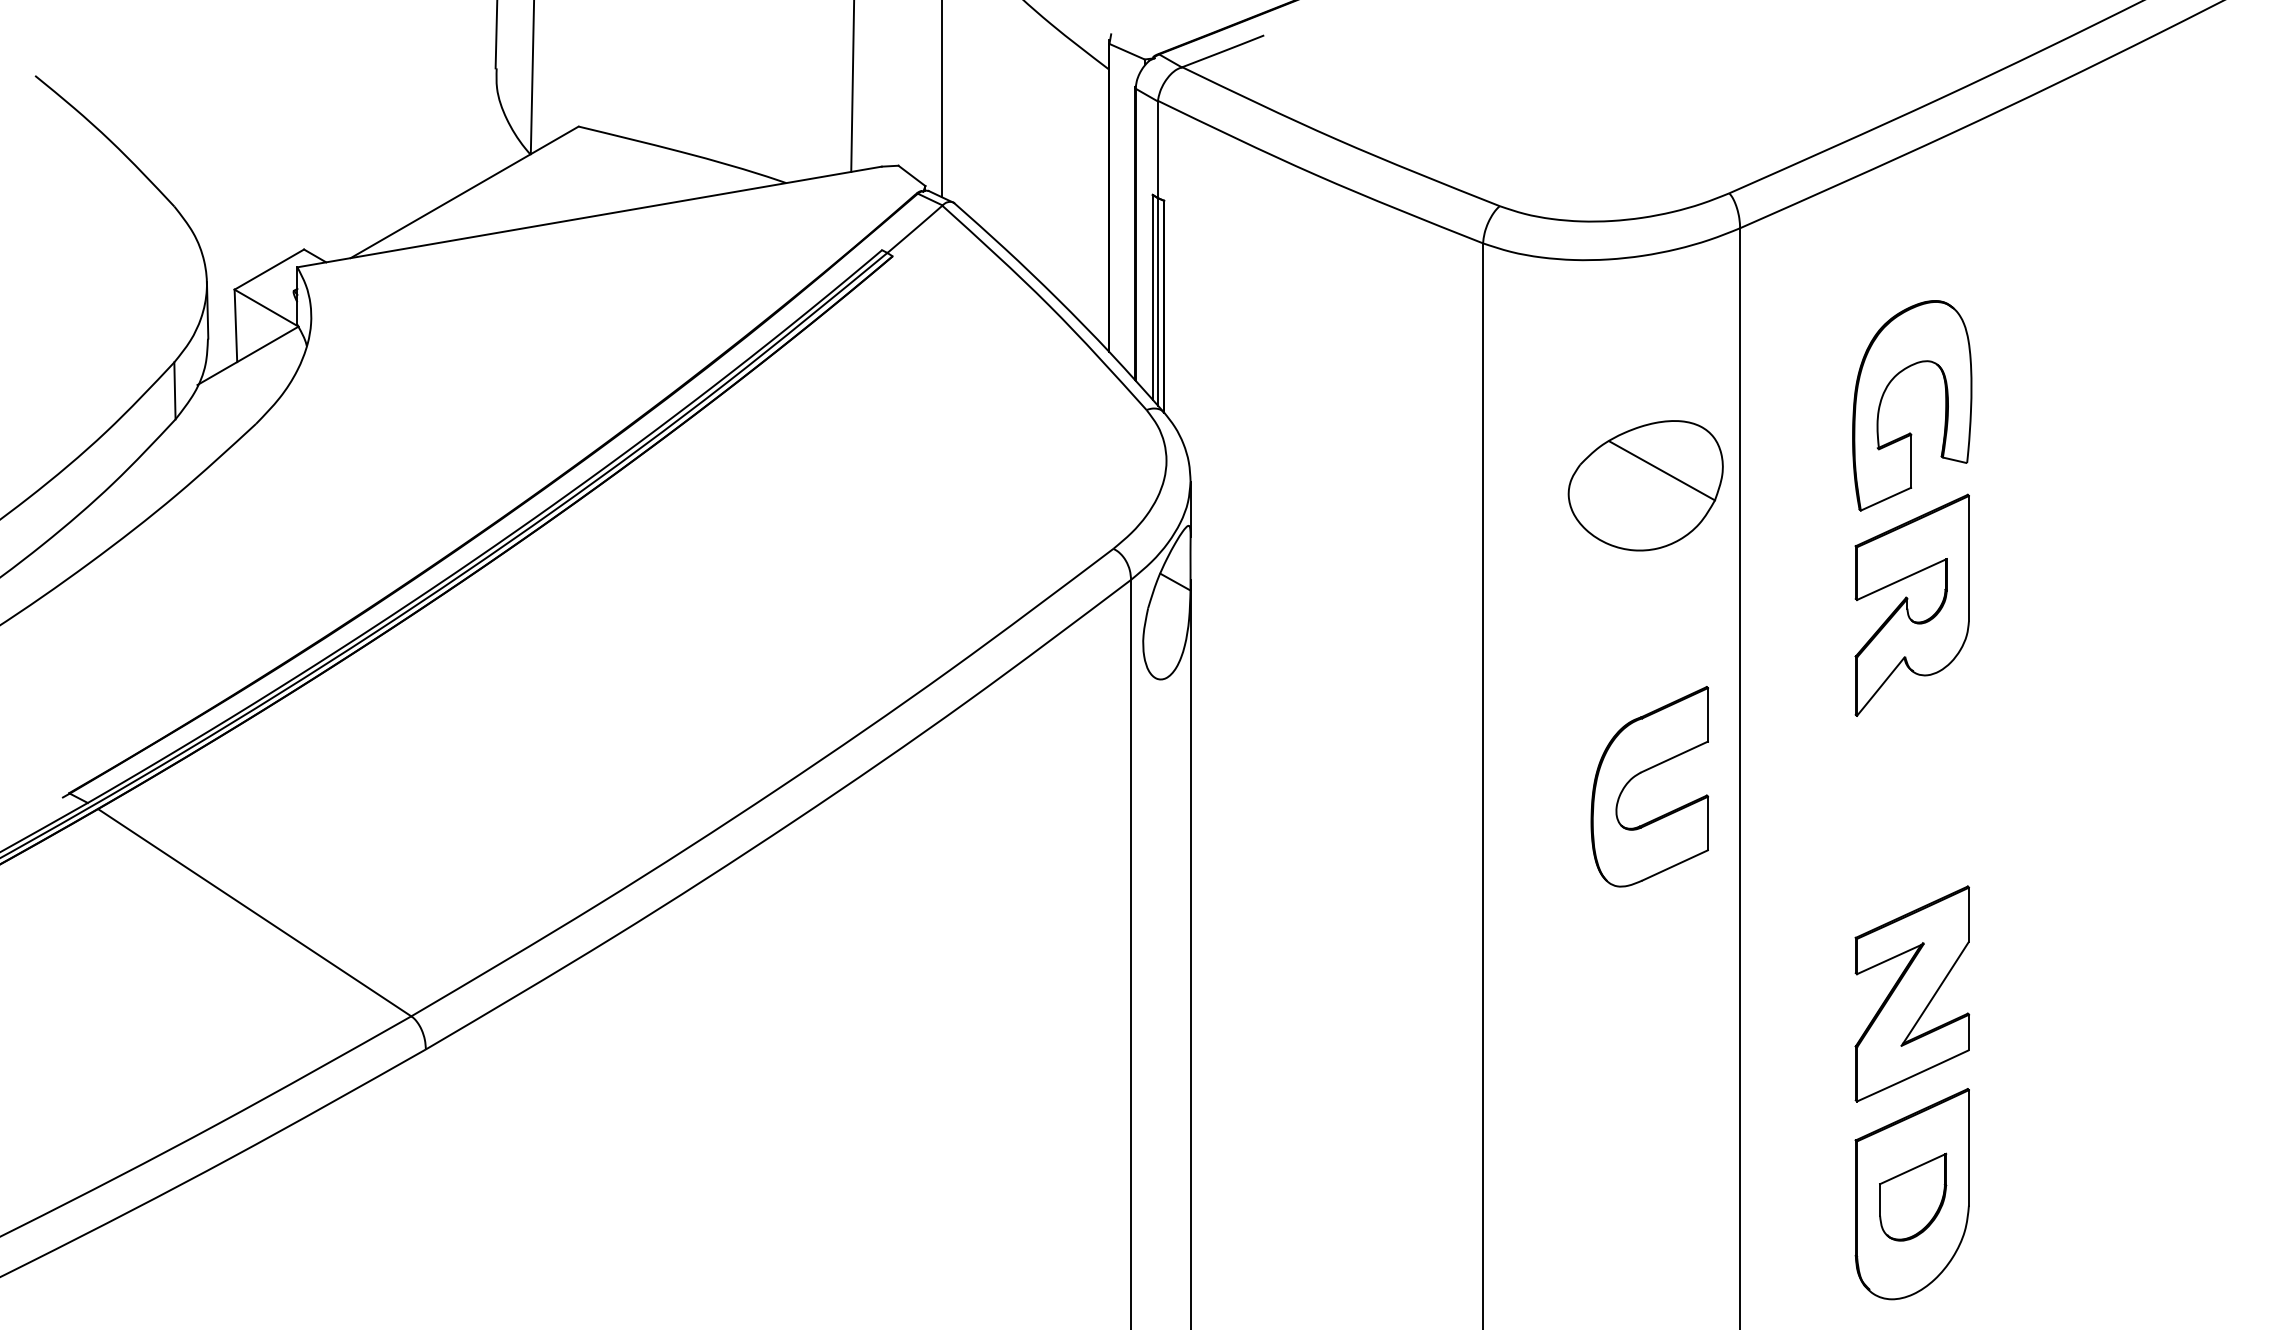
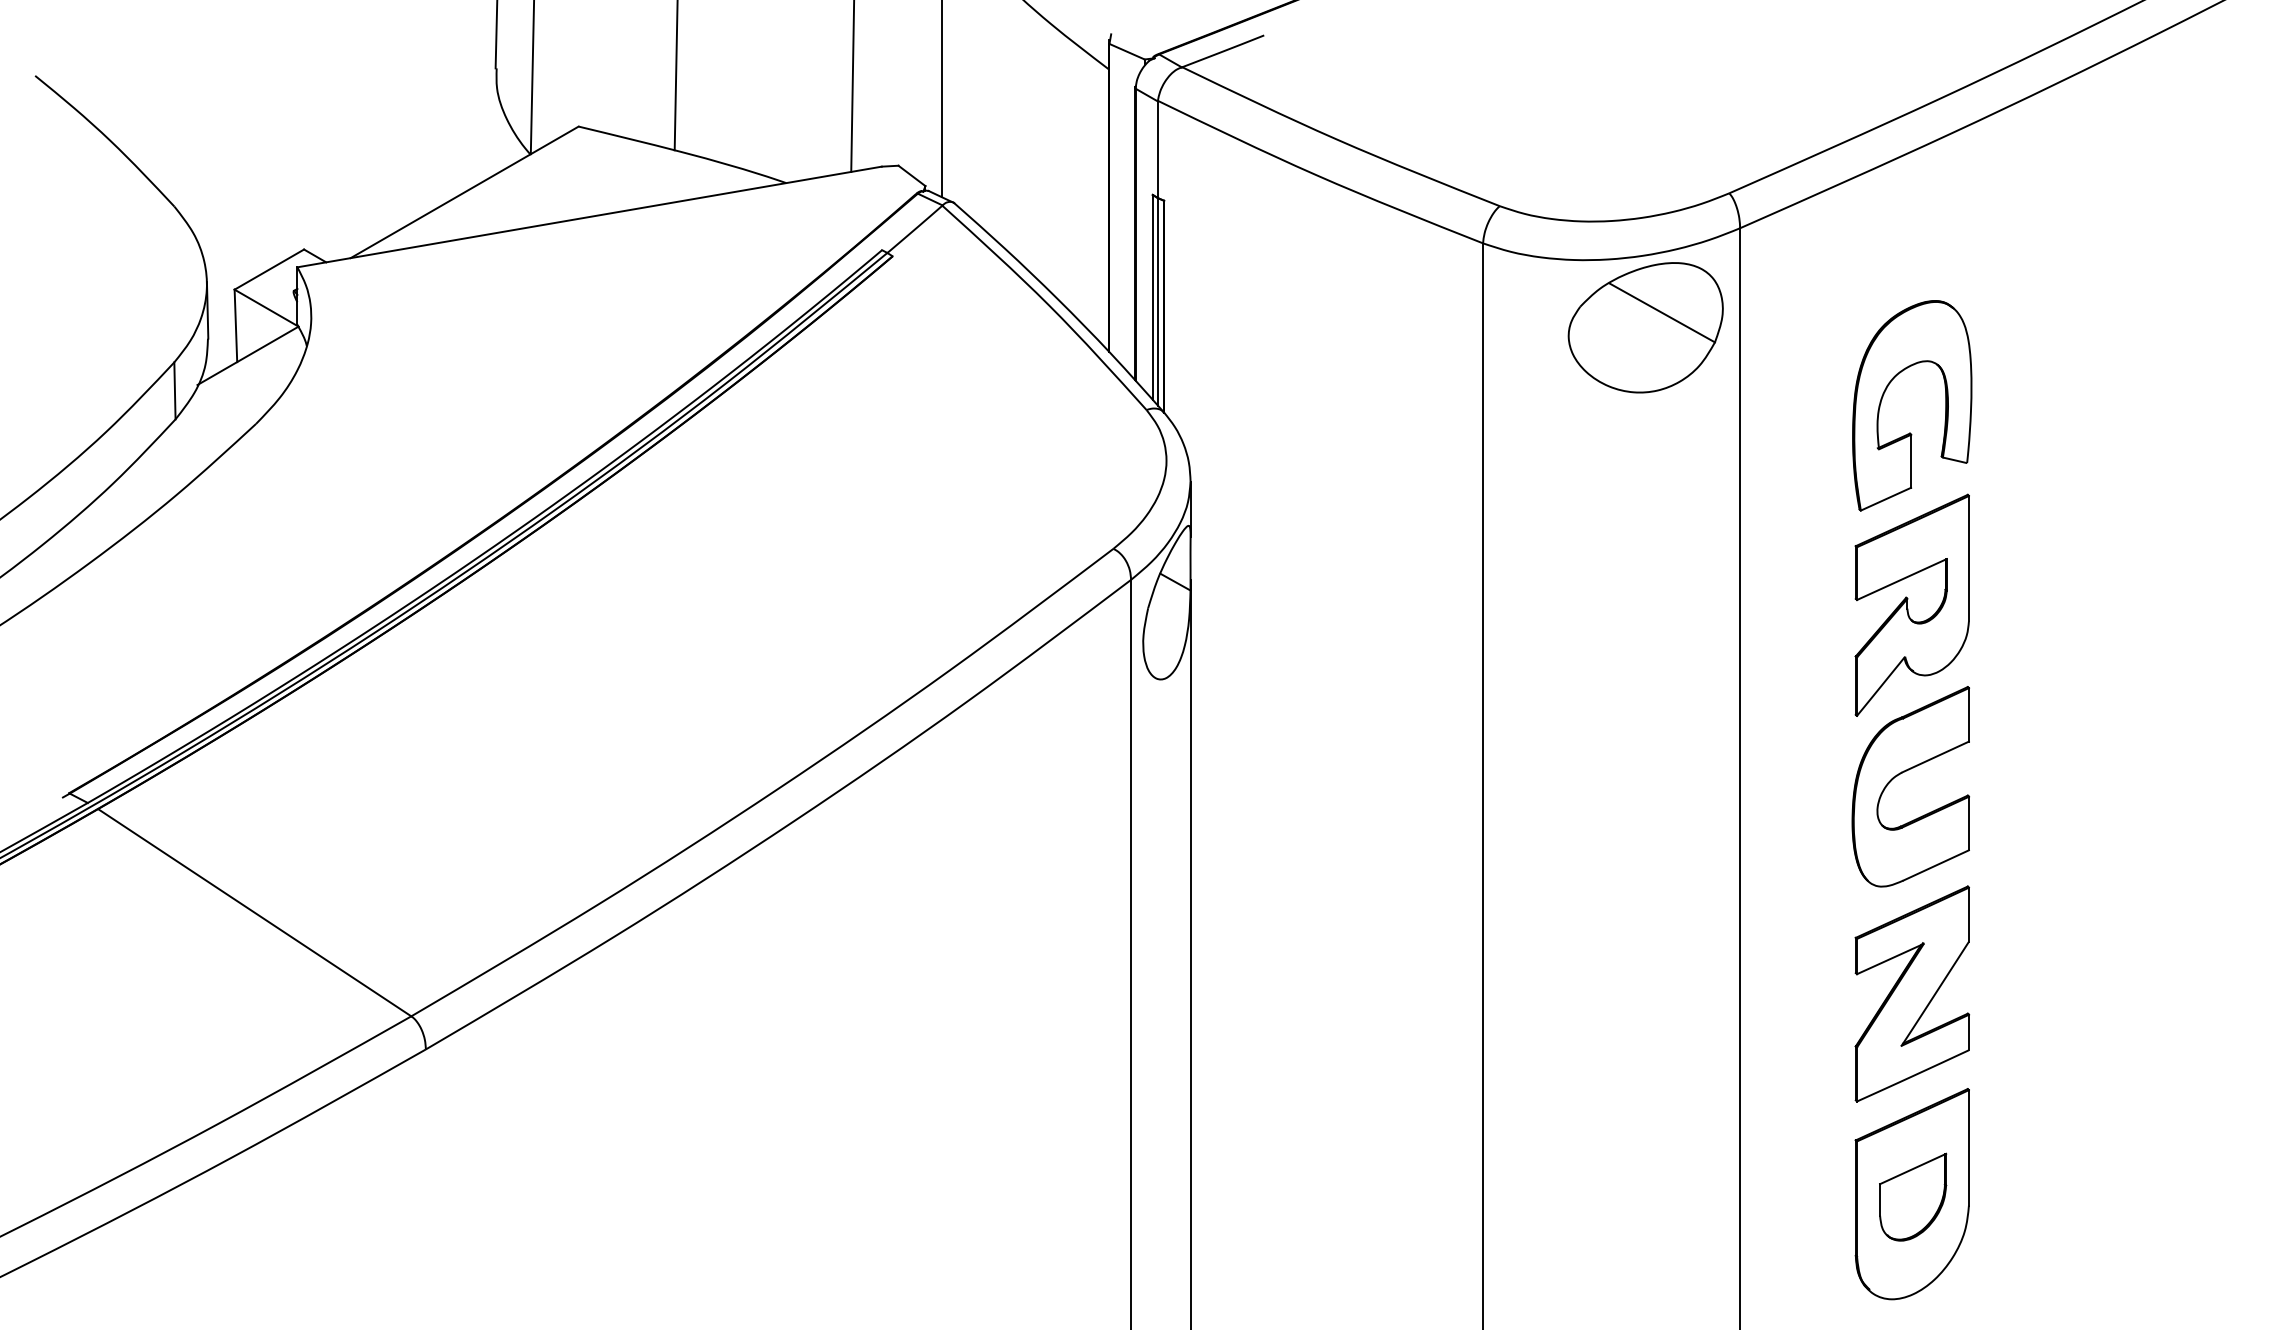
line: none -> present (675, 76)
part position: (1645, 485) -> (1645, 327) (1645, 327)
part position: (1643, 772) -> (1904, 772) (1904, 772)
